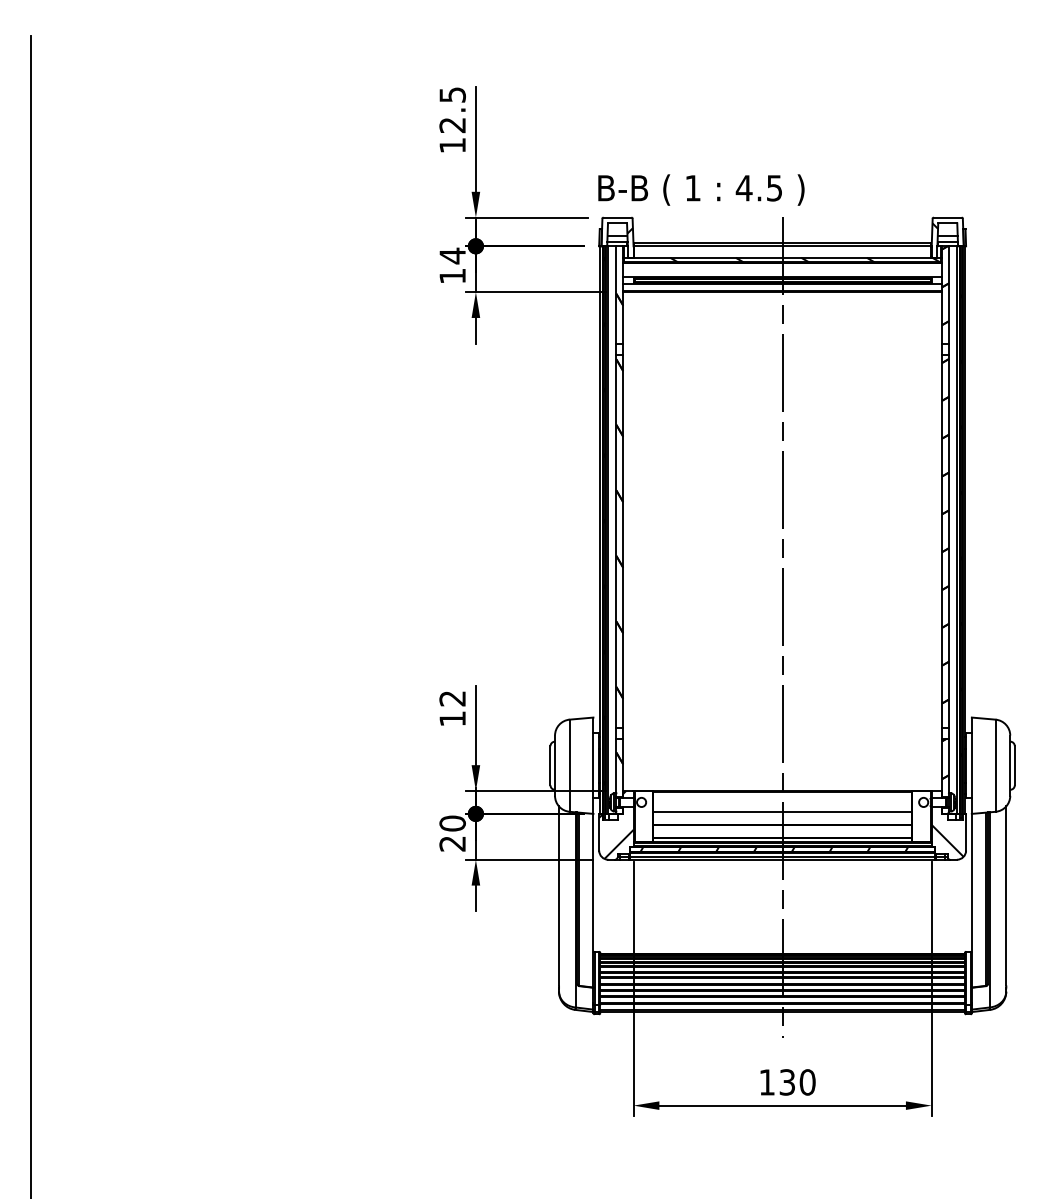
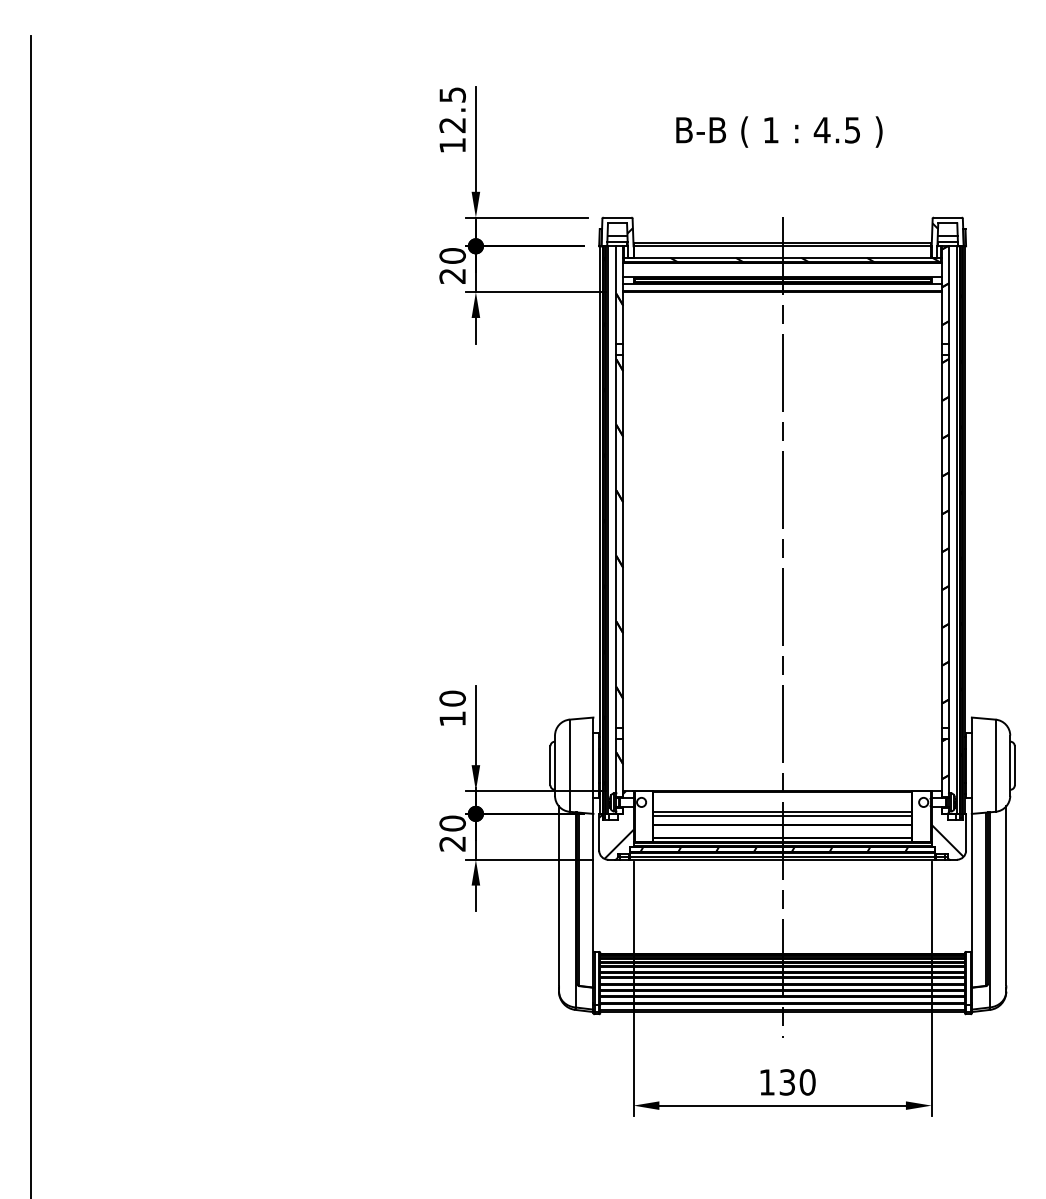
text position: (701, 189) -> (779, 131) (779, 131)
text: 14 -> 20 (452, 265)
text: 12 -> 10 (452, 698)
line: none -> present (782, 816)
